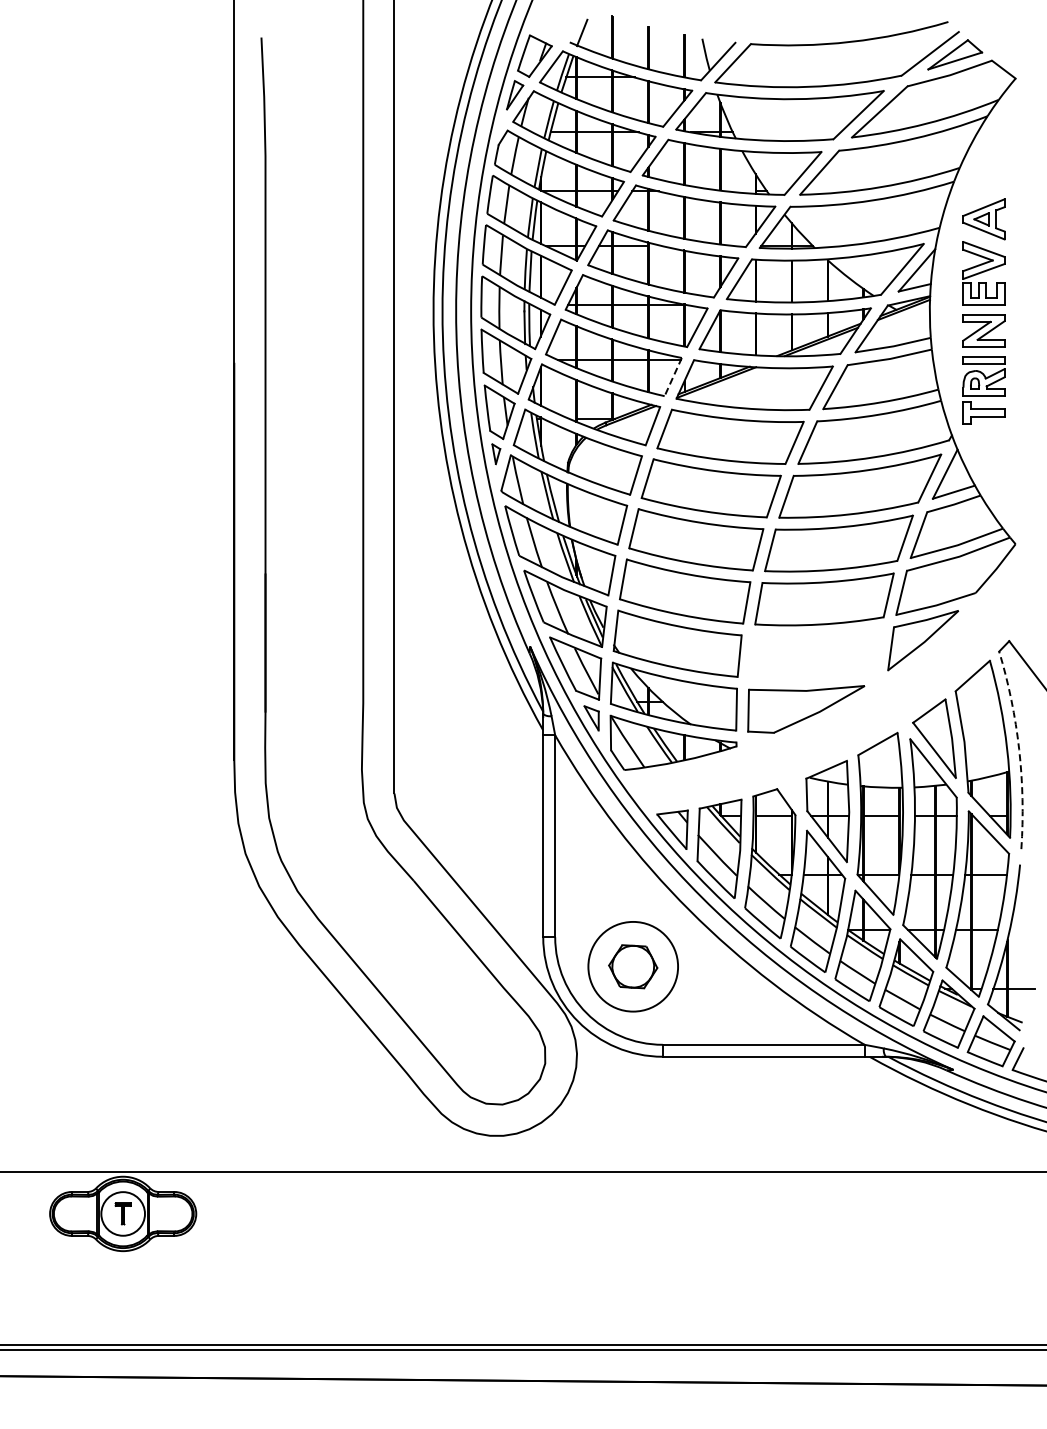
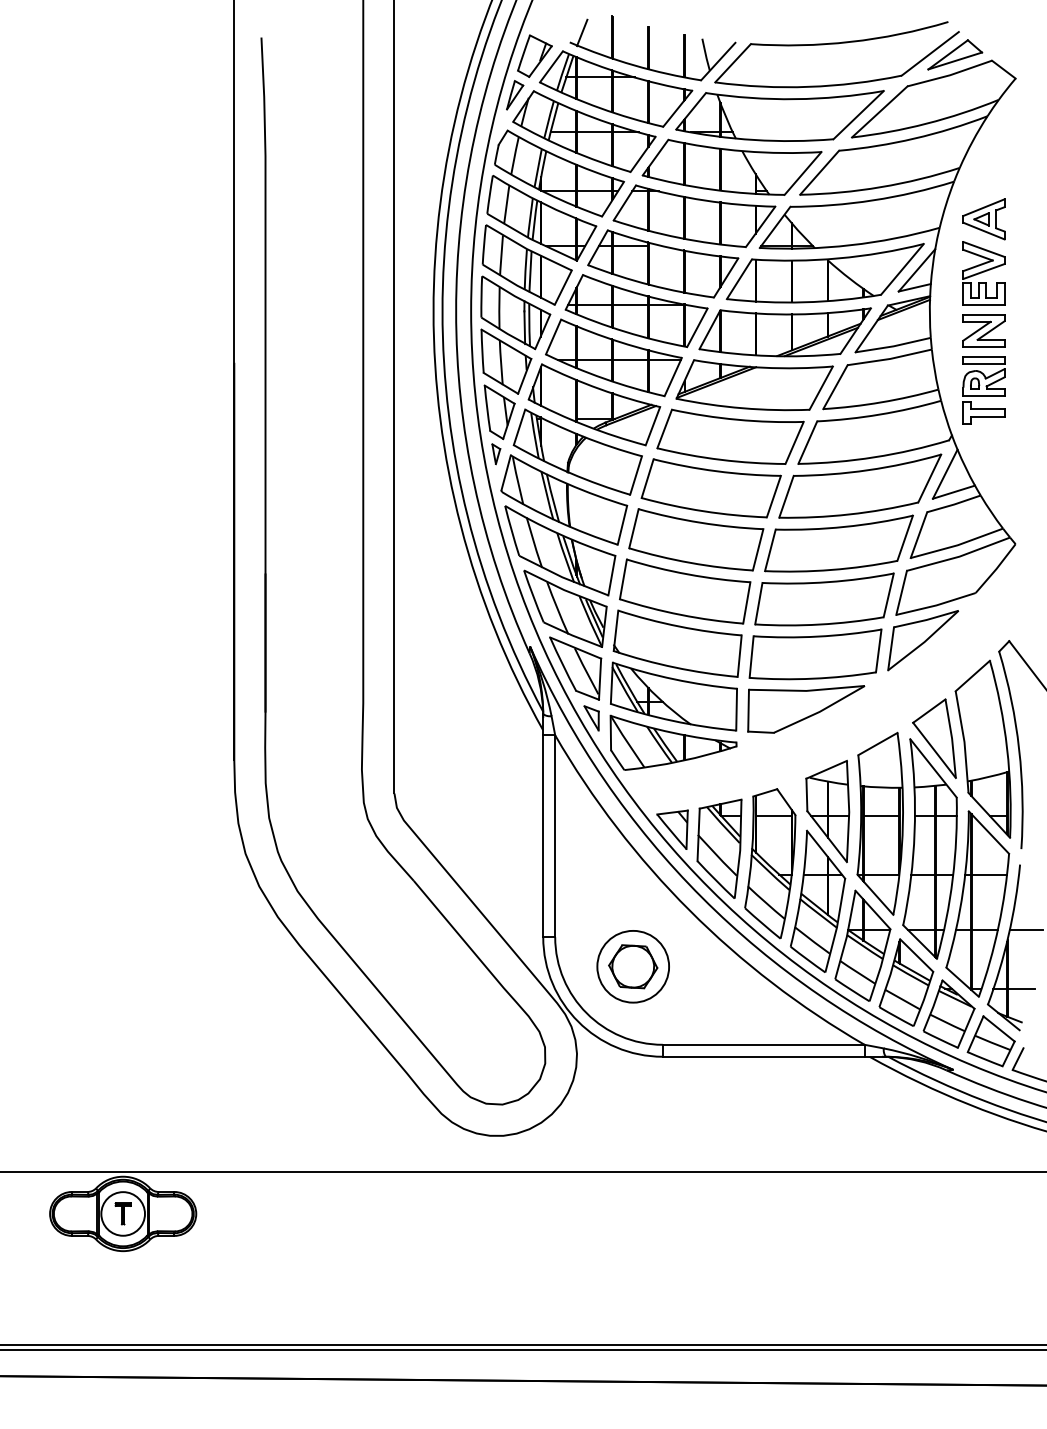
line: dashed -> solid (673, 377)
part: none -> present (815, 654)
arc: dashed -> solid (1019, 749)
line: none -> present (1025, 929)
circle diameter: 90 px -> 72 px (633, 966)
